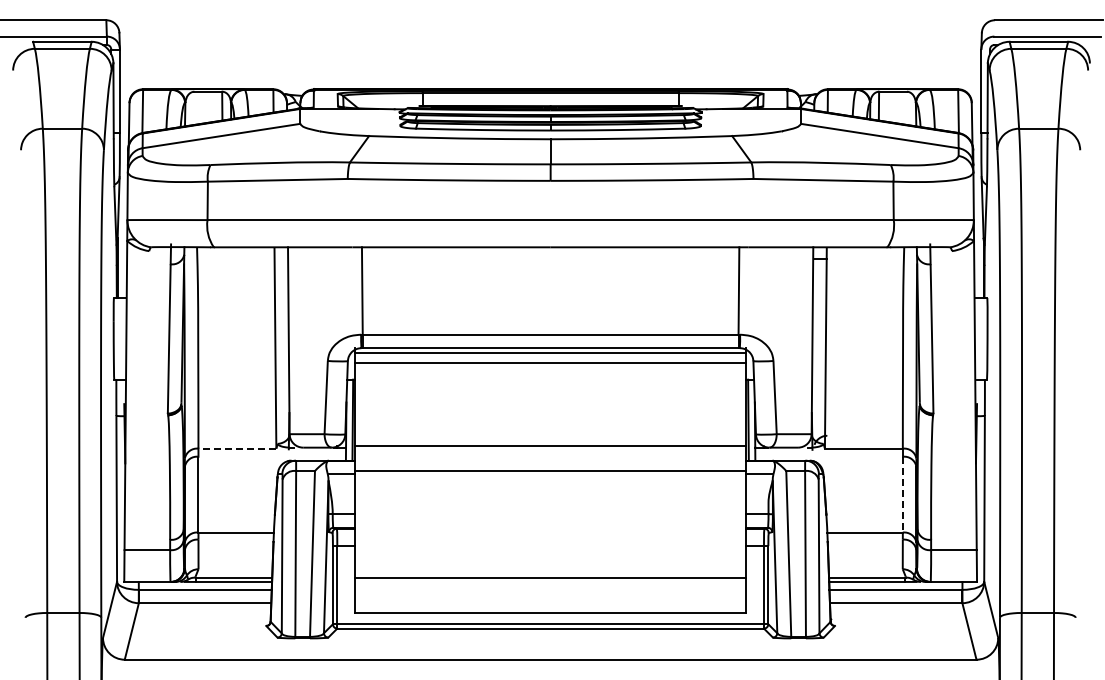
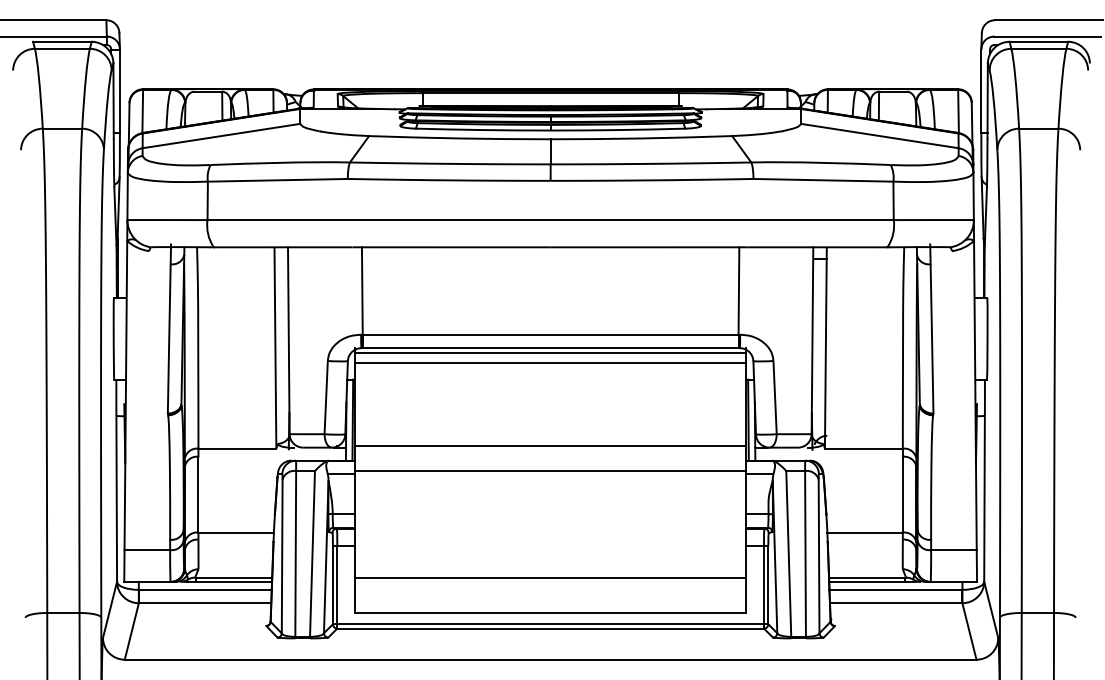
line: dashed -> solid (237, 448)
line: dashed -> solid (902, 494)
